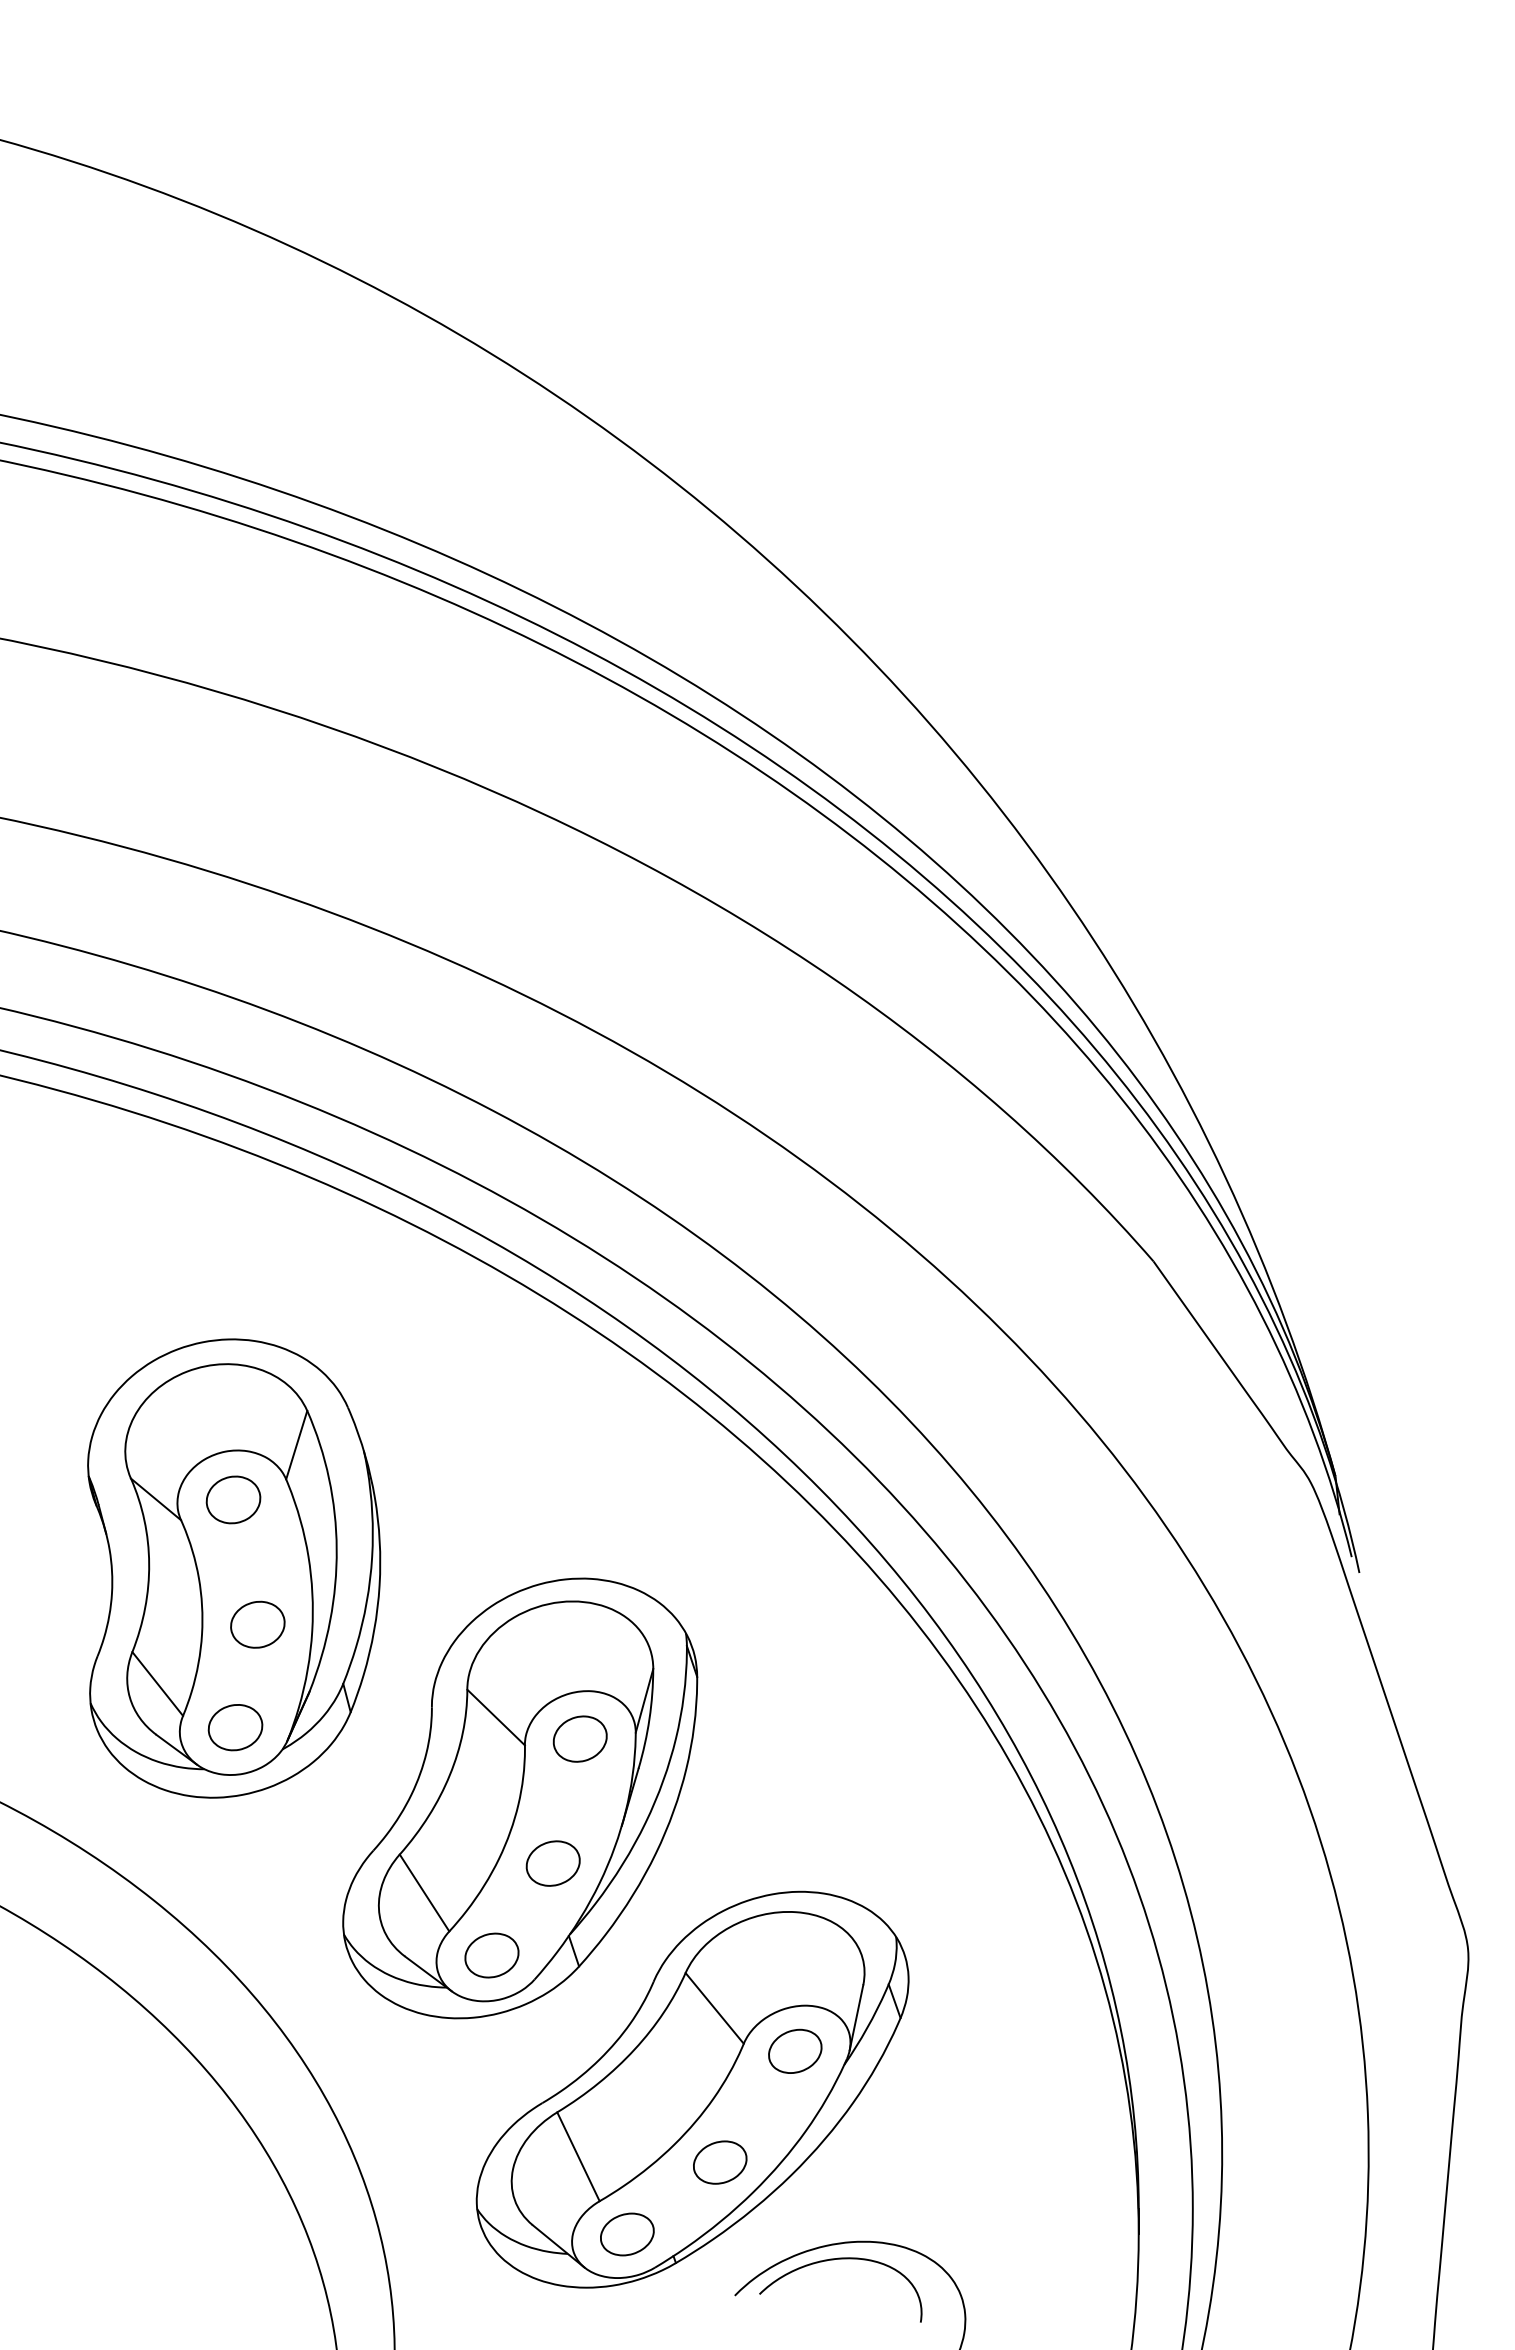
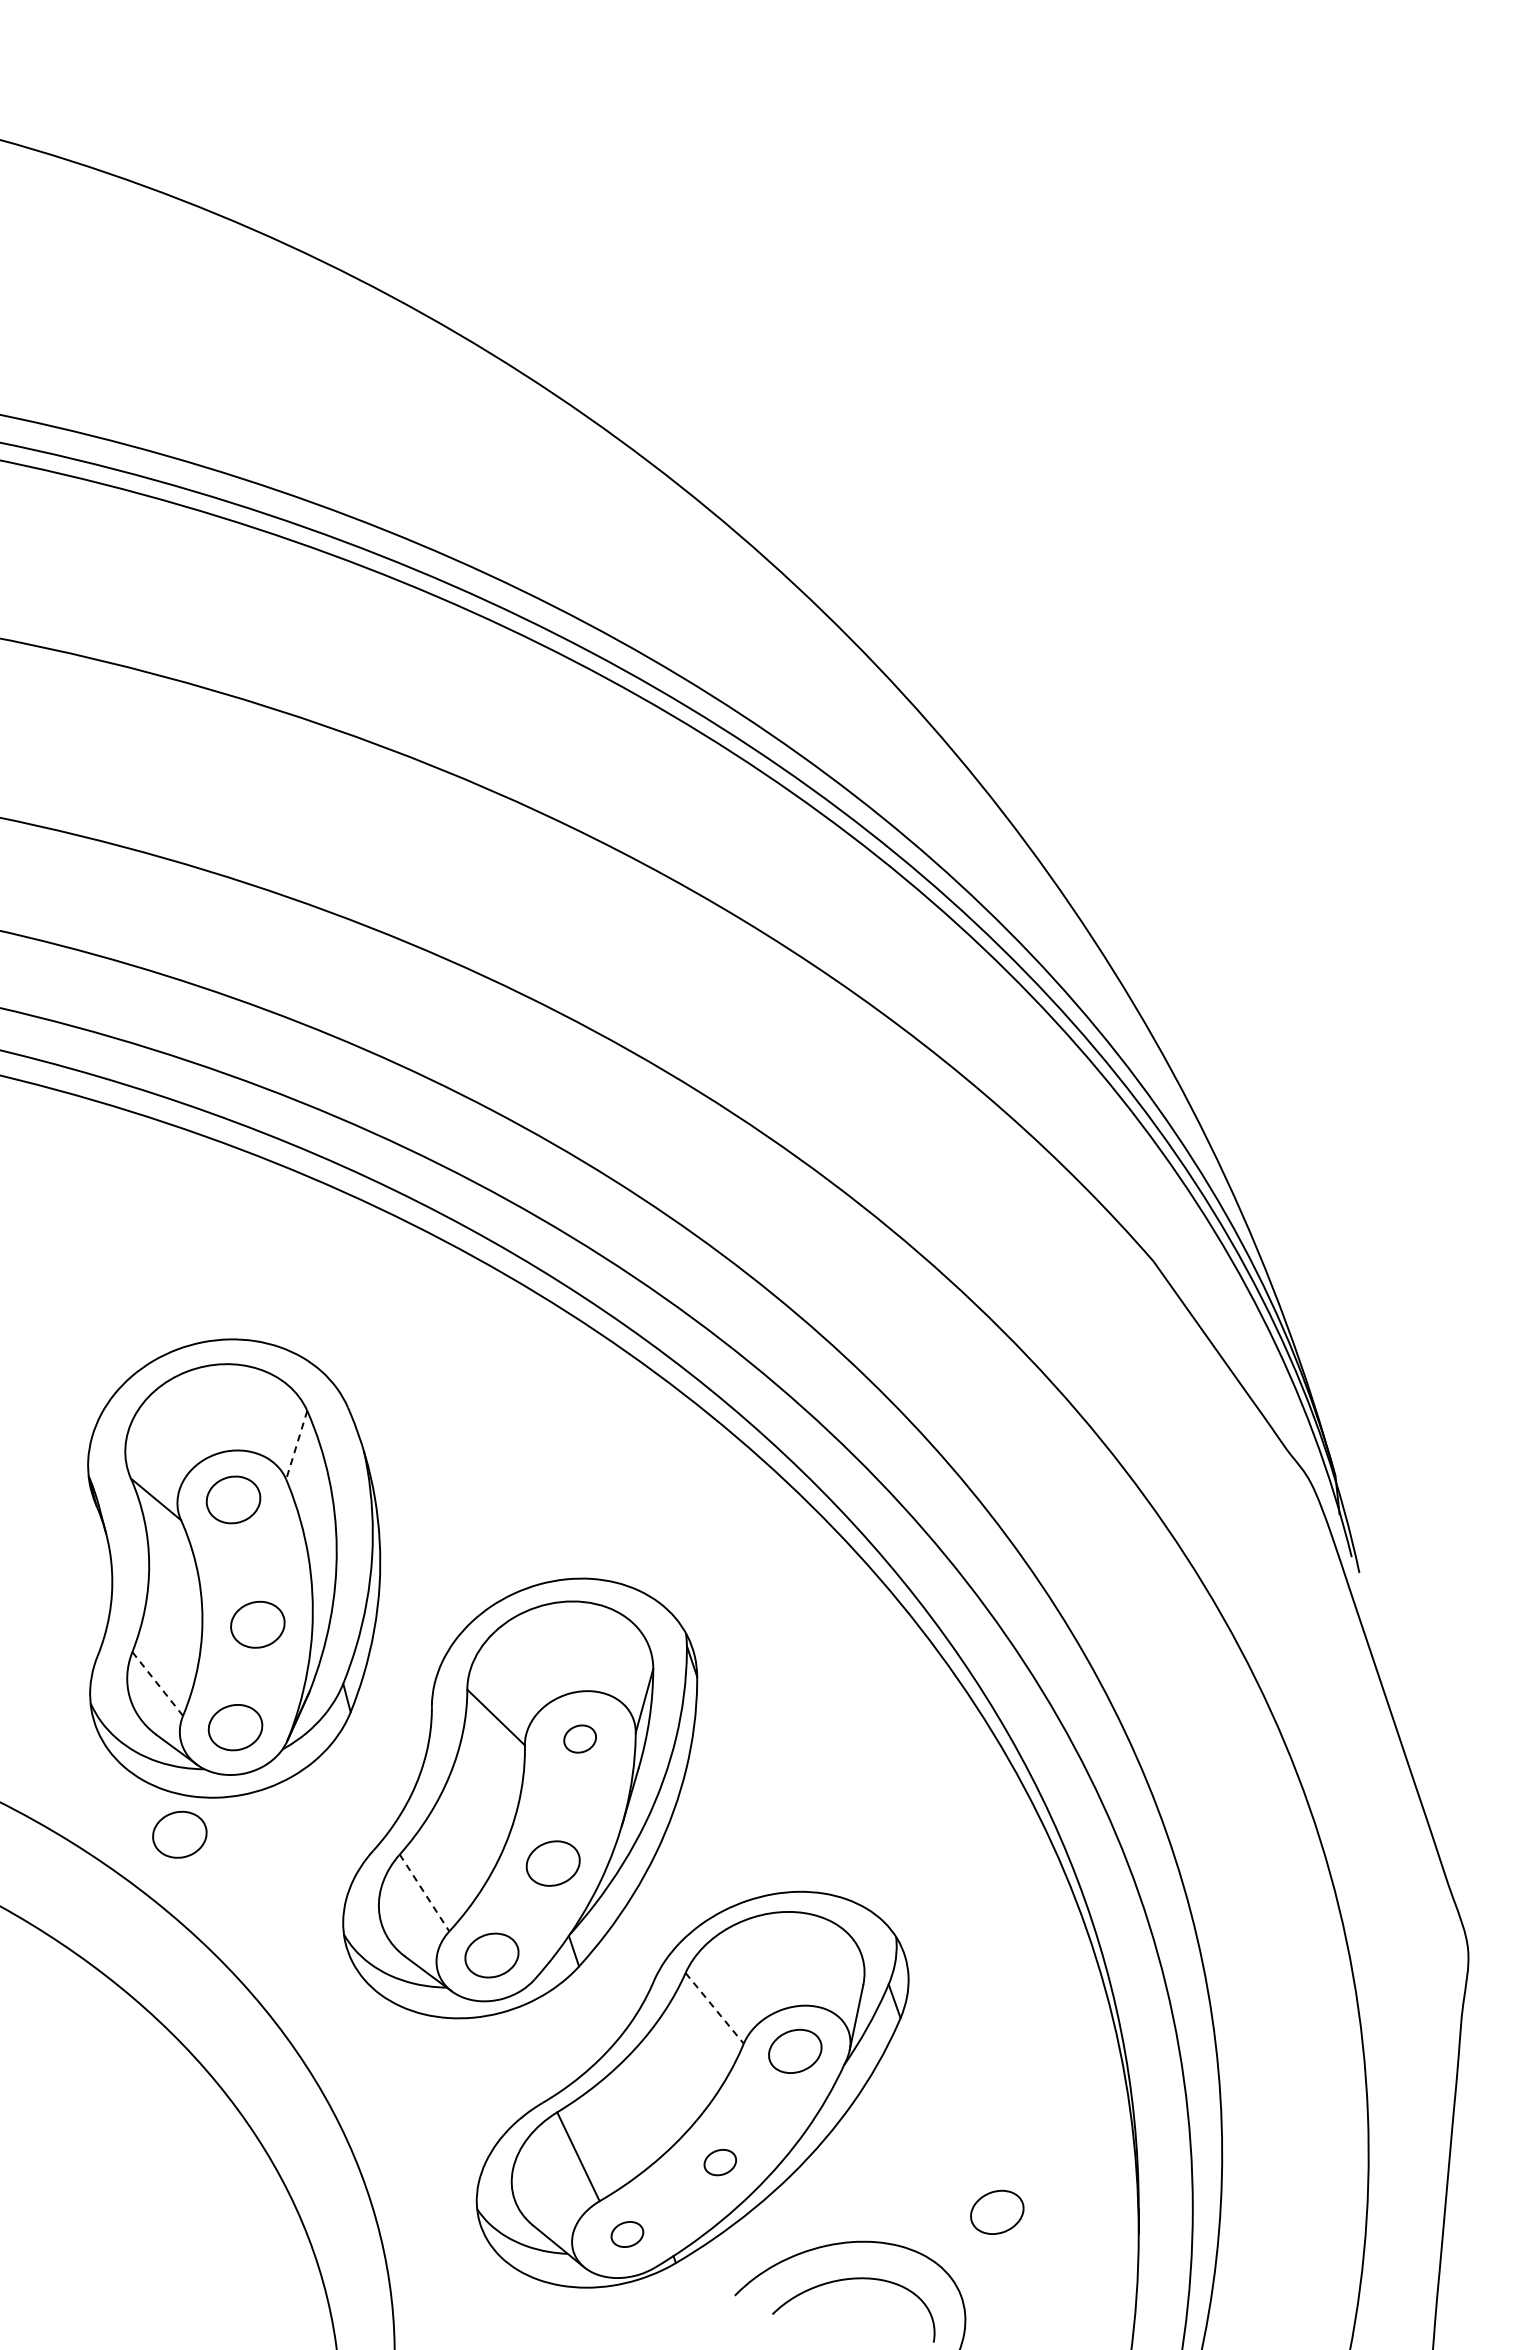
line: solid -> dashed (296, 1445)
line: solid -> dashed (157, 1683)
part size: 56x48 px -> 34x30 px (579, 1738)
part: none -> present (179, 1834)
line: solid -> dashed (424, 1892)
line: solid -> dashed (714, 2008)
part size: 55x45 px -> 34x28 px (719, 2162)
part: none -> present (997, 2211)
part size: 55x45 px -> 35x27 px (627, 2234)
curve position: (833, 2260) -> (846, 2280) (846, 2280)
